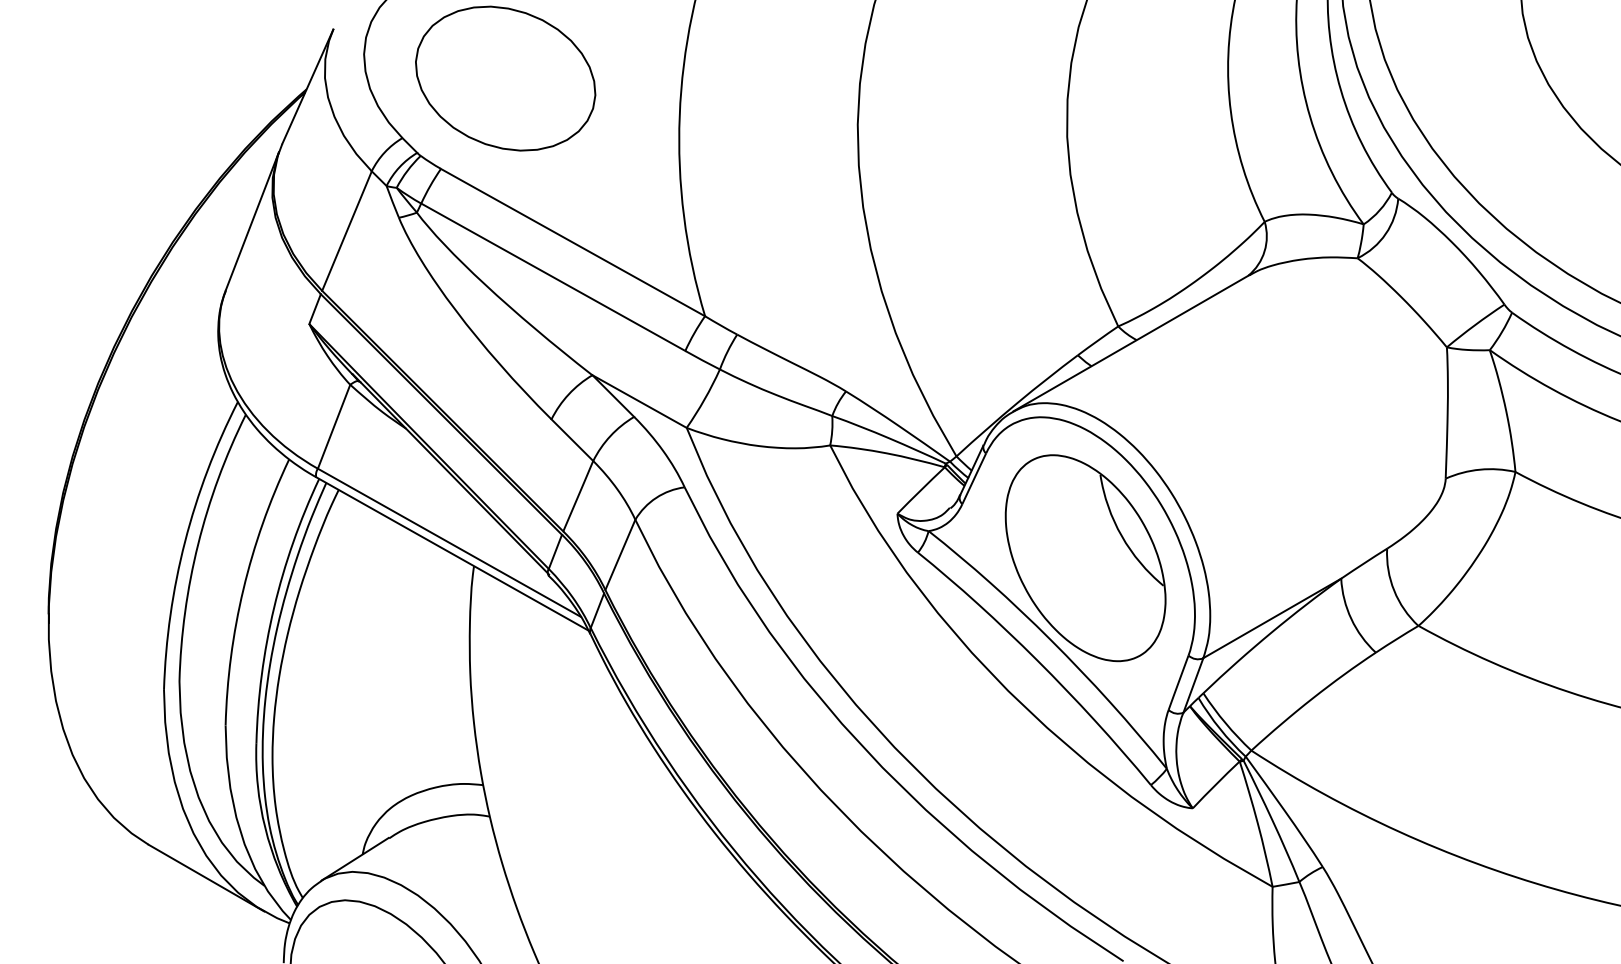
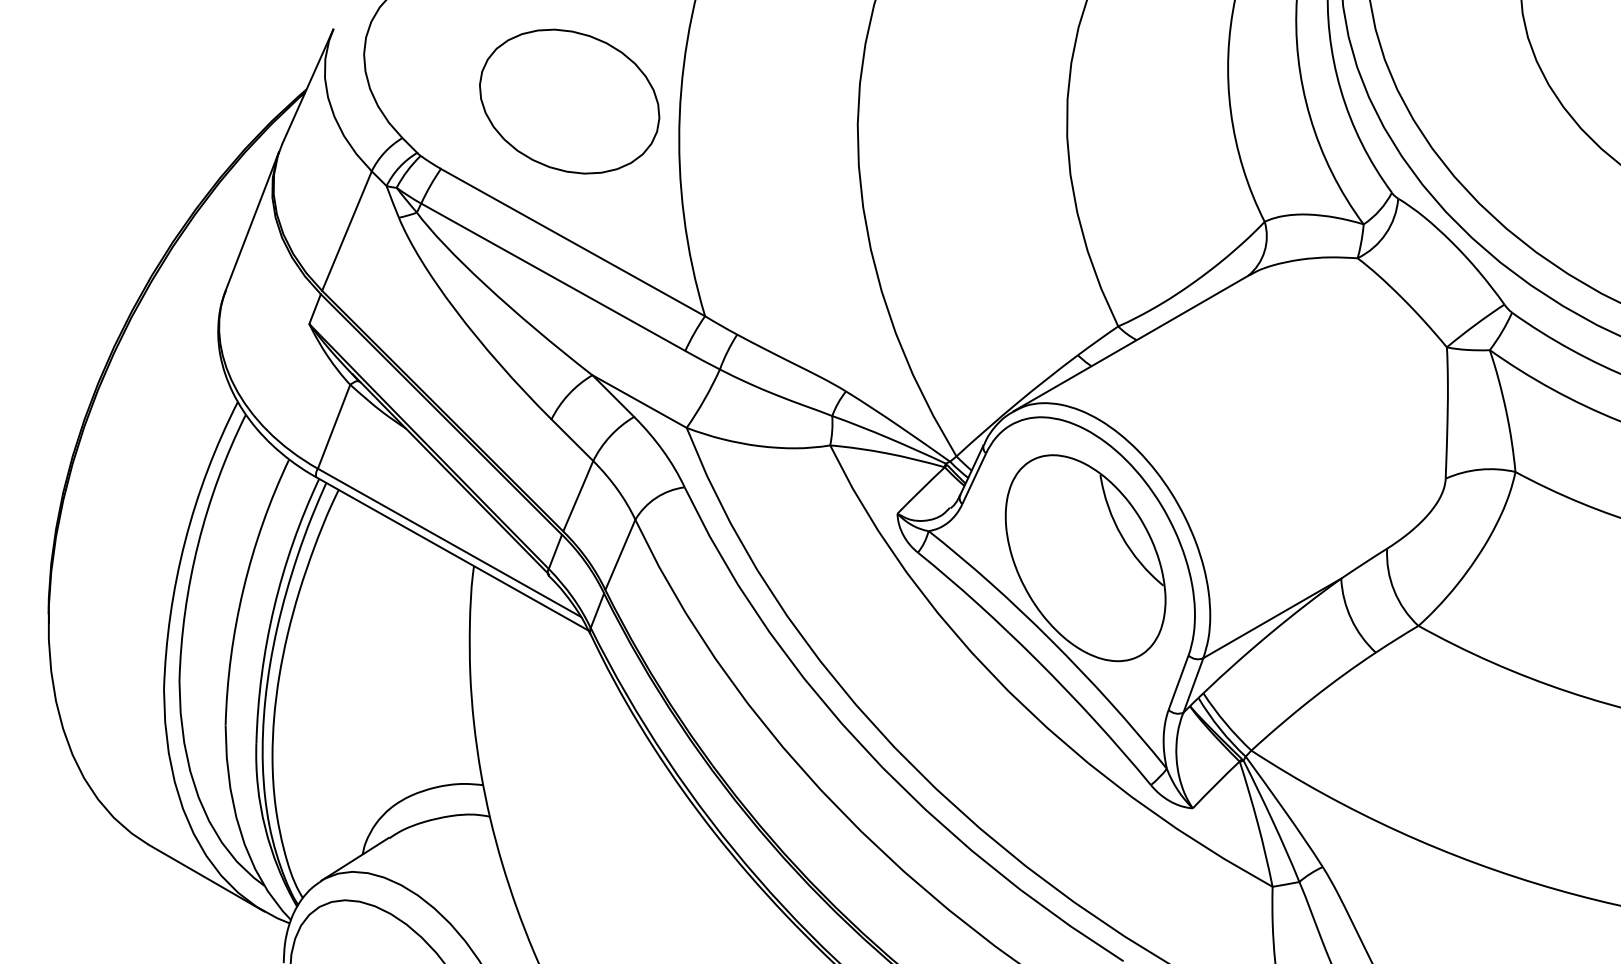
part position: (505, 78) -> (569, 101) (569, 101)
